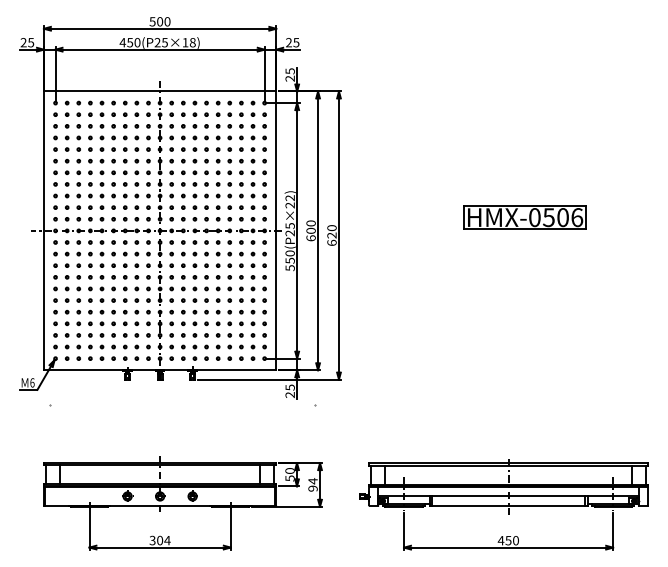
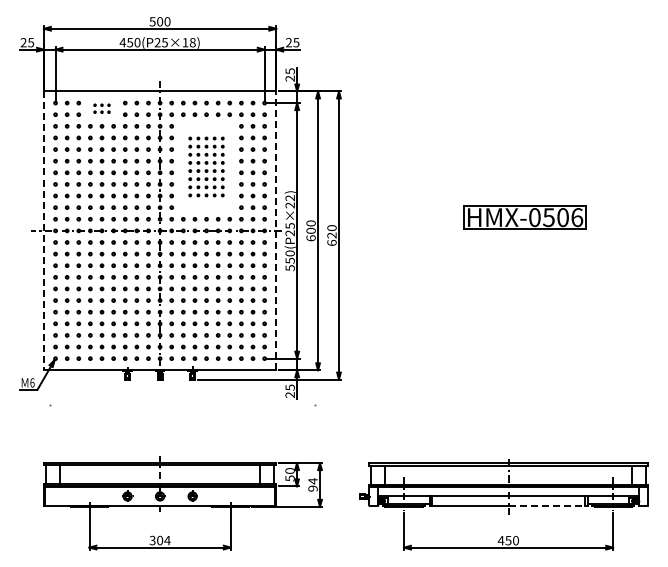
part size: 28x17 px -> 18x11 px (101, 108)
part size: 51x86 px -> 37x62 px (206, 166)
line: solid -> dashed (276, 230)
line: solid -> dashed (43, 231)
line: solid -> dashed (548, 505)
